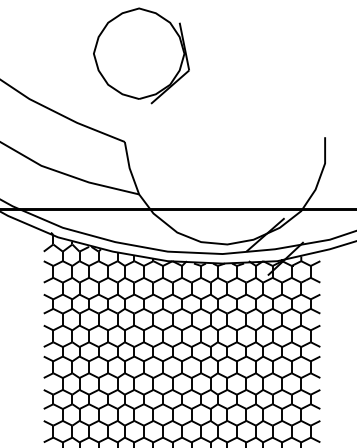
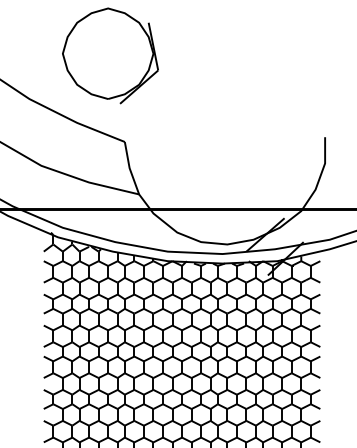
part position: (141, 55) -> (110, 55) (110, 55)
